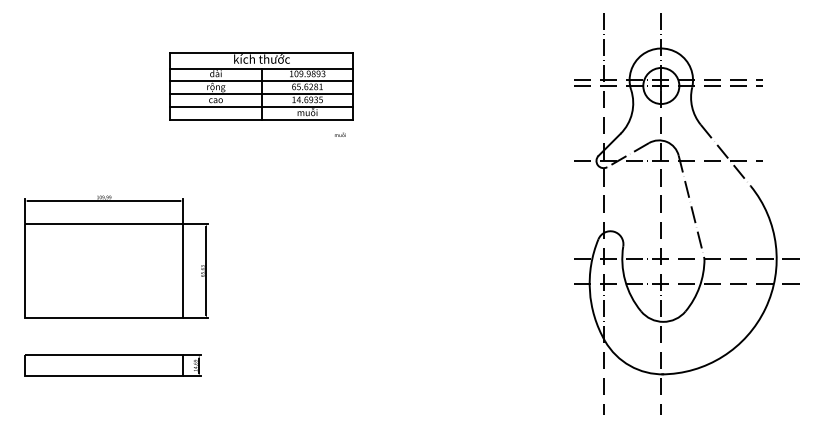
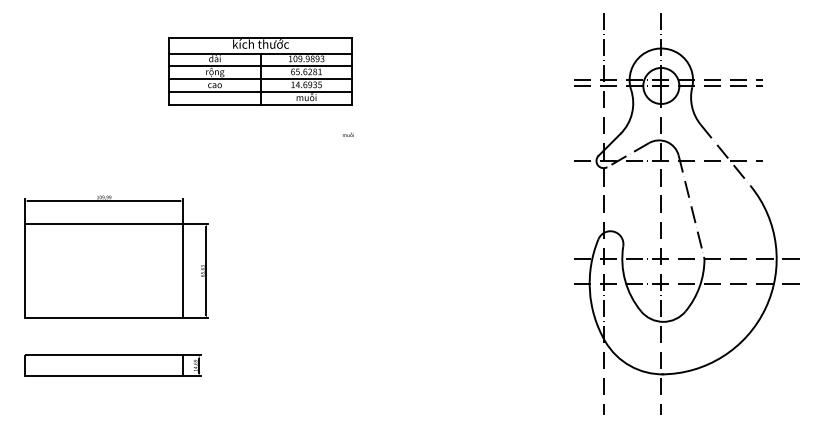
part position: (261, 86) -> (260, 71) (260, 71)
text position: (340, 134) -> (348, 134) (348, 134)
